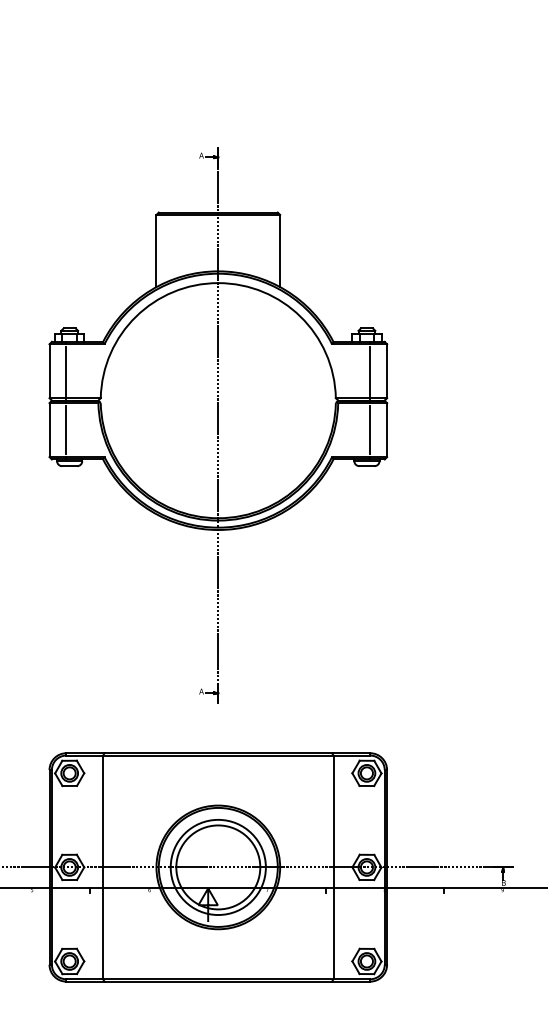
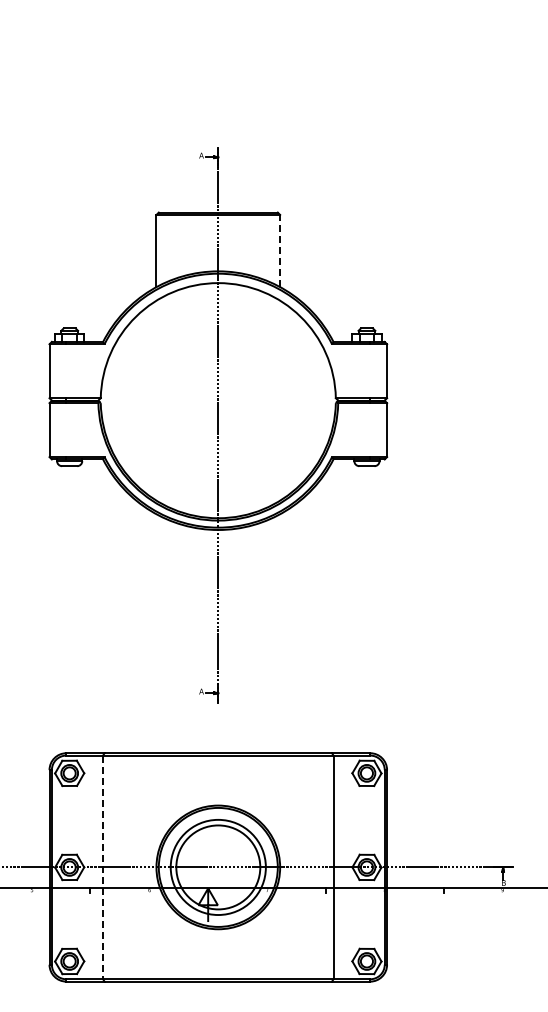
line: solid -> dashed (280, 250)
line: present -> none (66, 370)
line: present -> none (370, 370)
line: present -> none (66, 429)
line: present -> none (370, 429)
line: solid -> dashed (103, 867)
